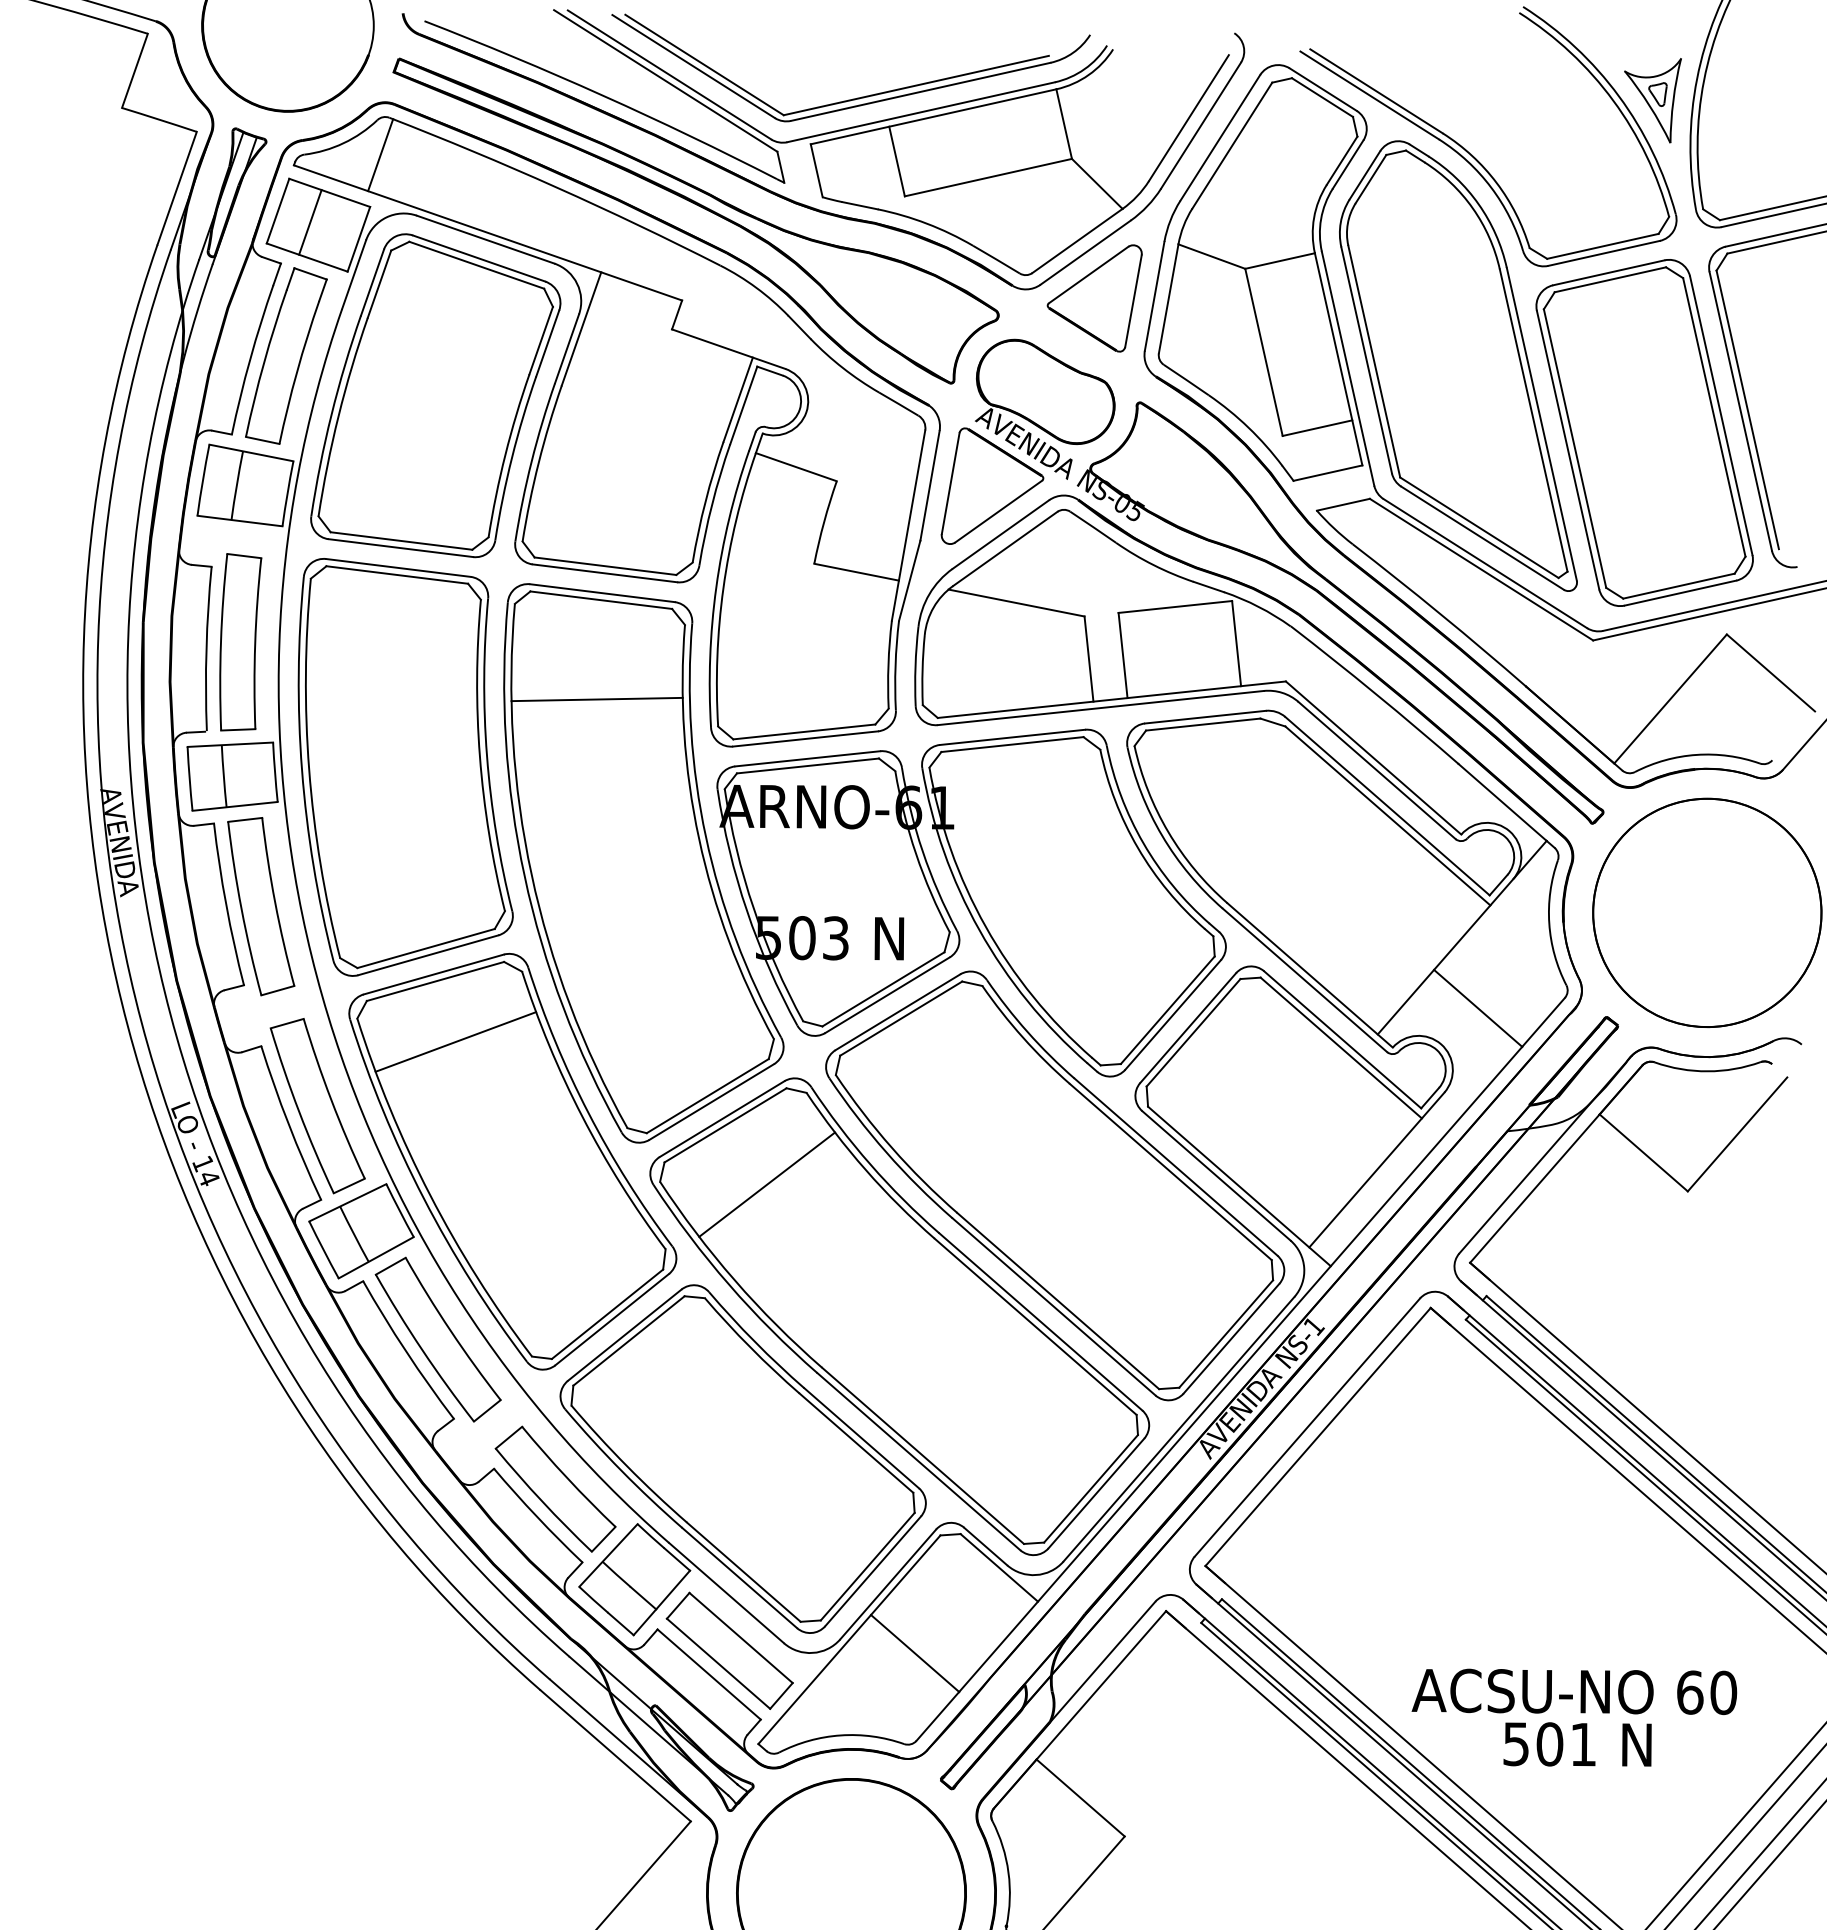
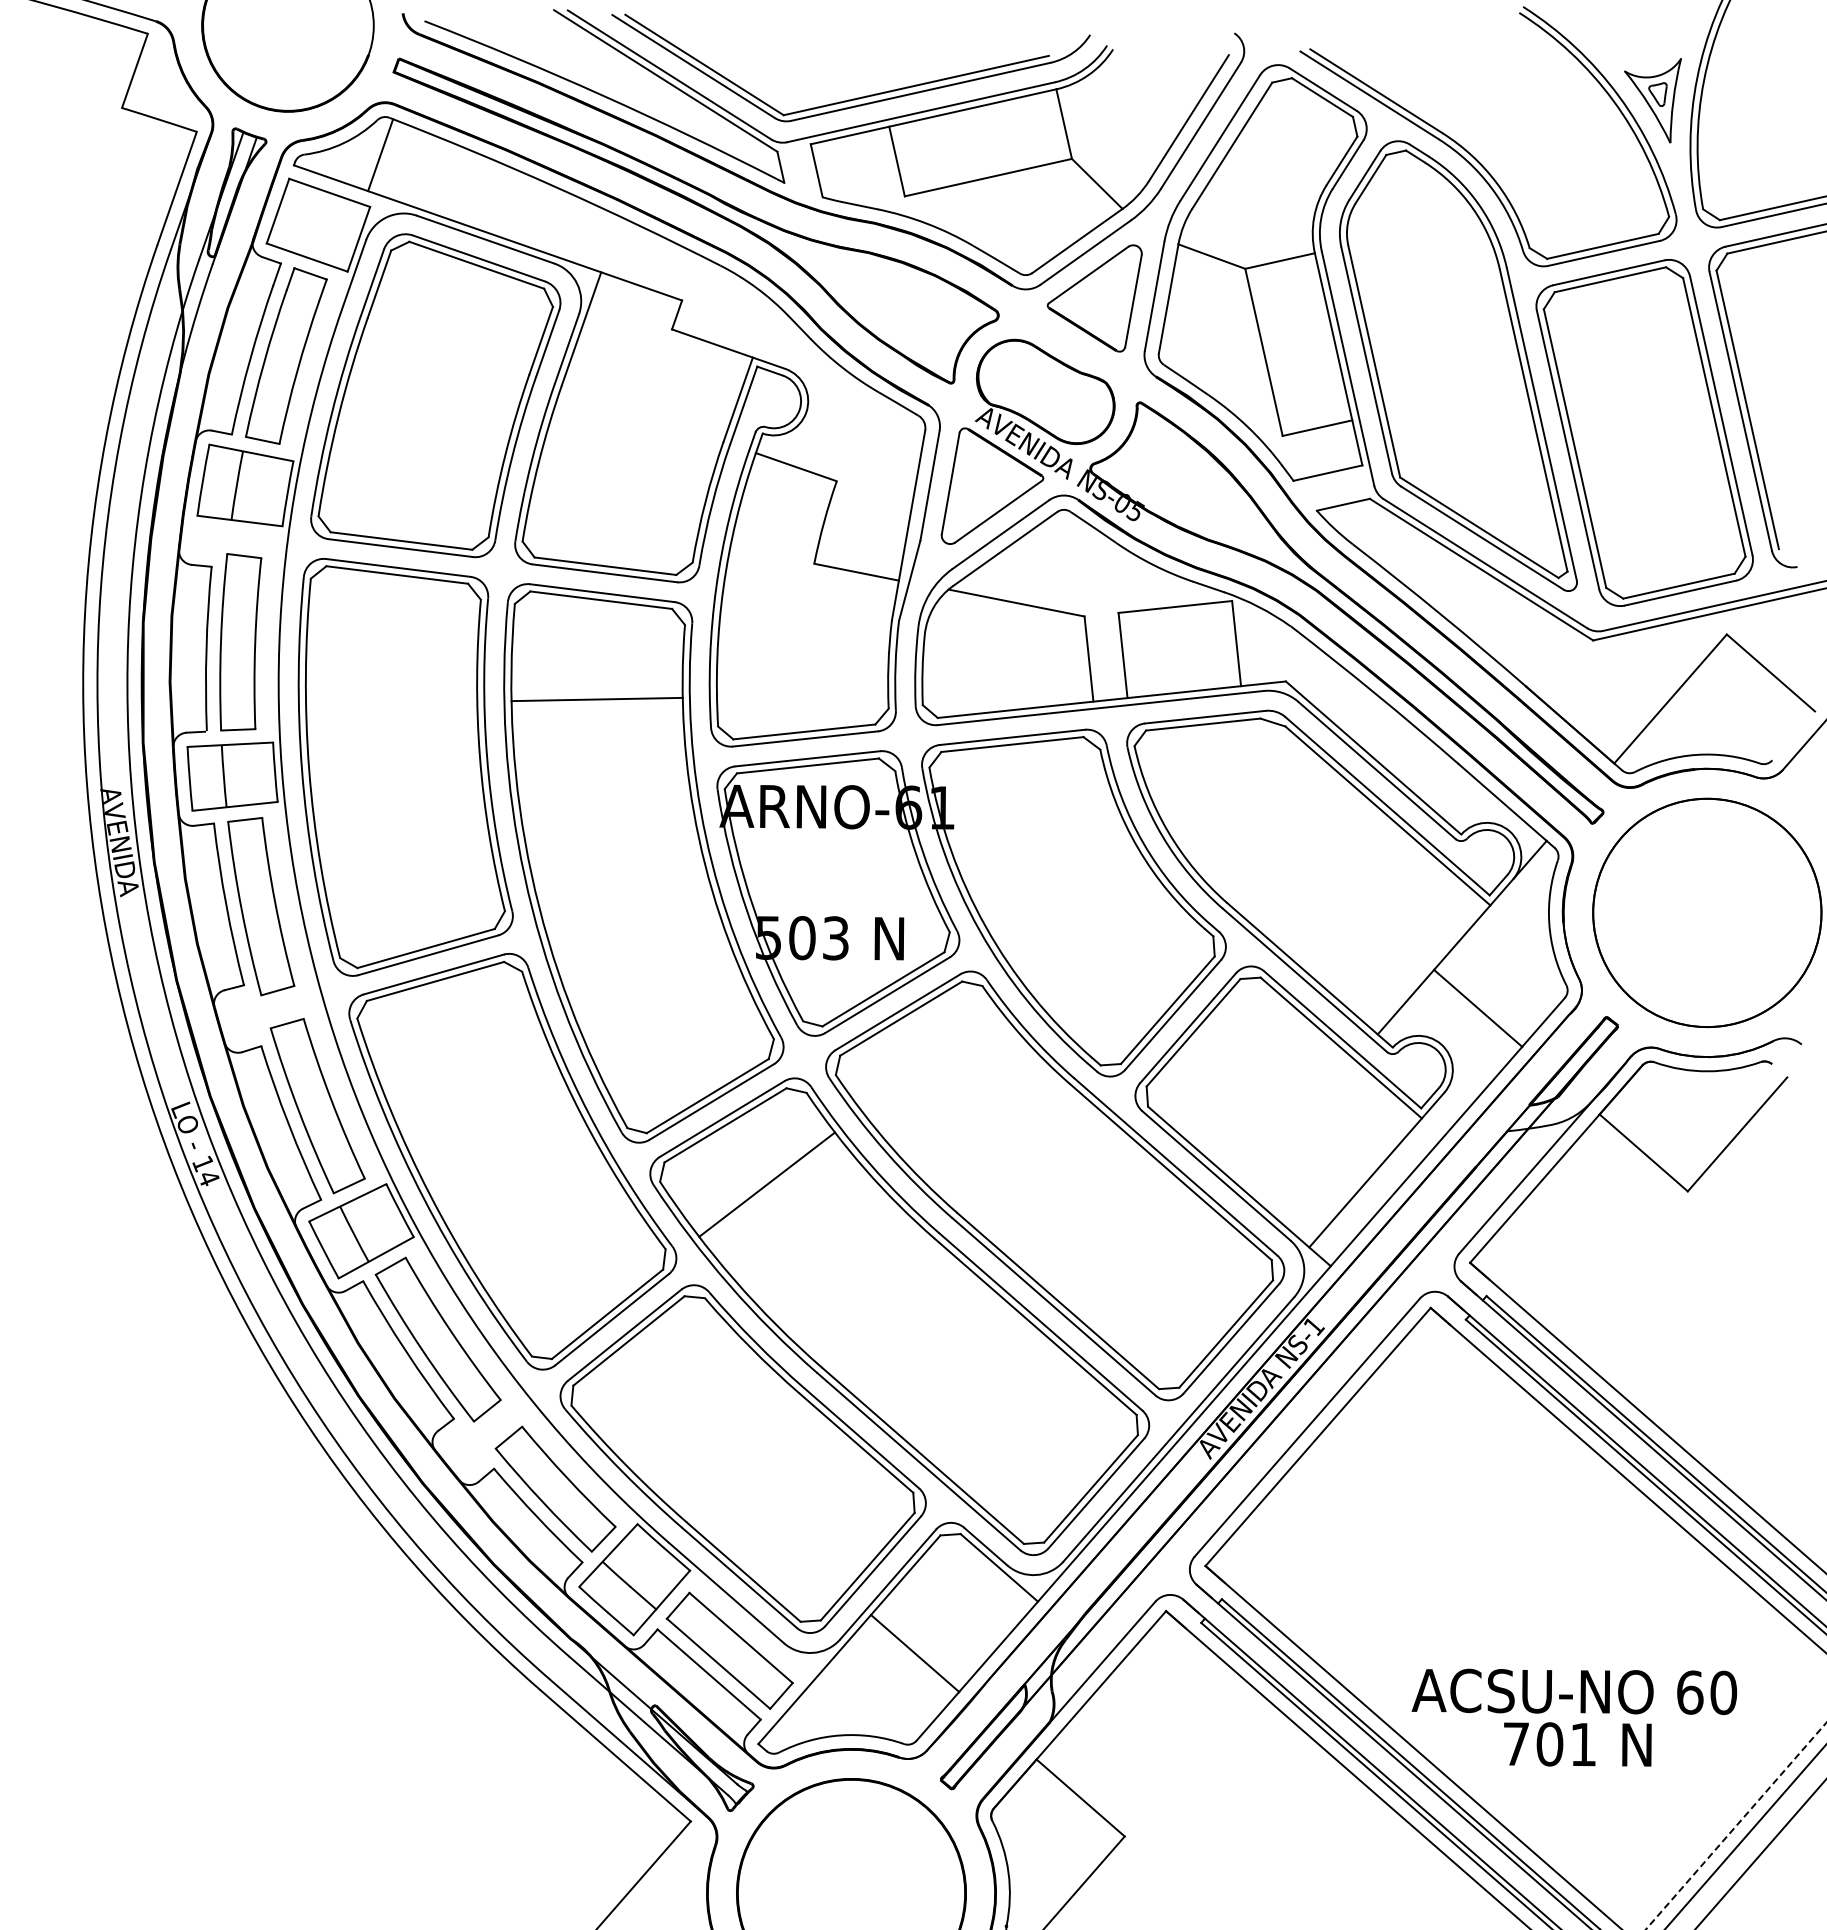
line: present -> none (310, 222)
line: present -> none (455, 1041)
text: 501 -> 701 (1515, 1744)
line: solid -> dashed (1736, 1825)
line: present -> none (1769, 1864)
